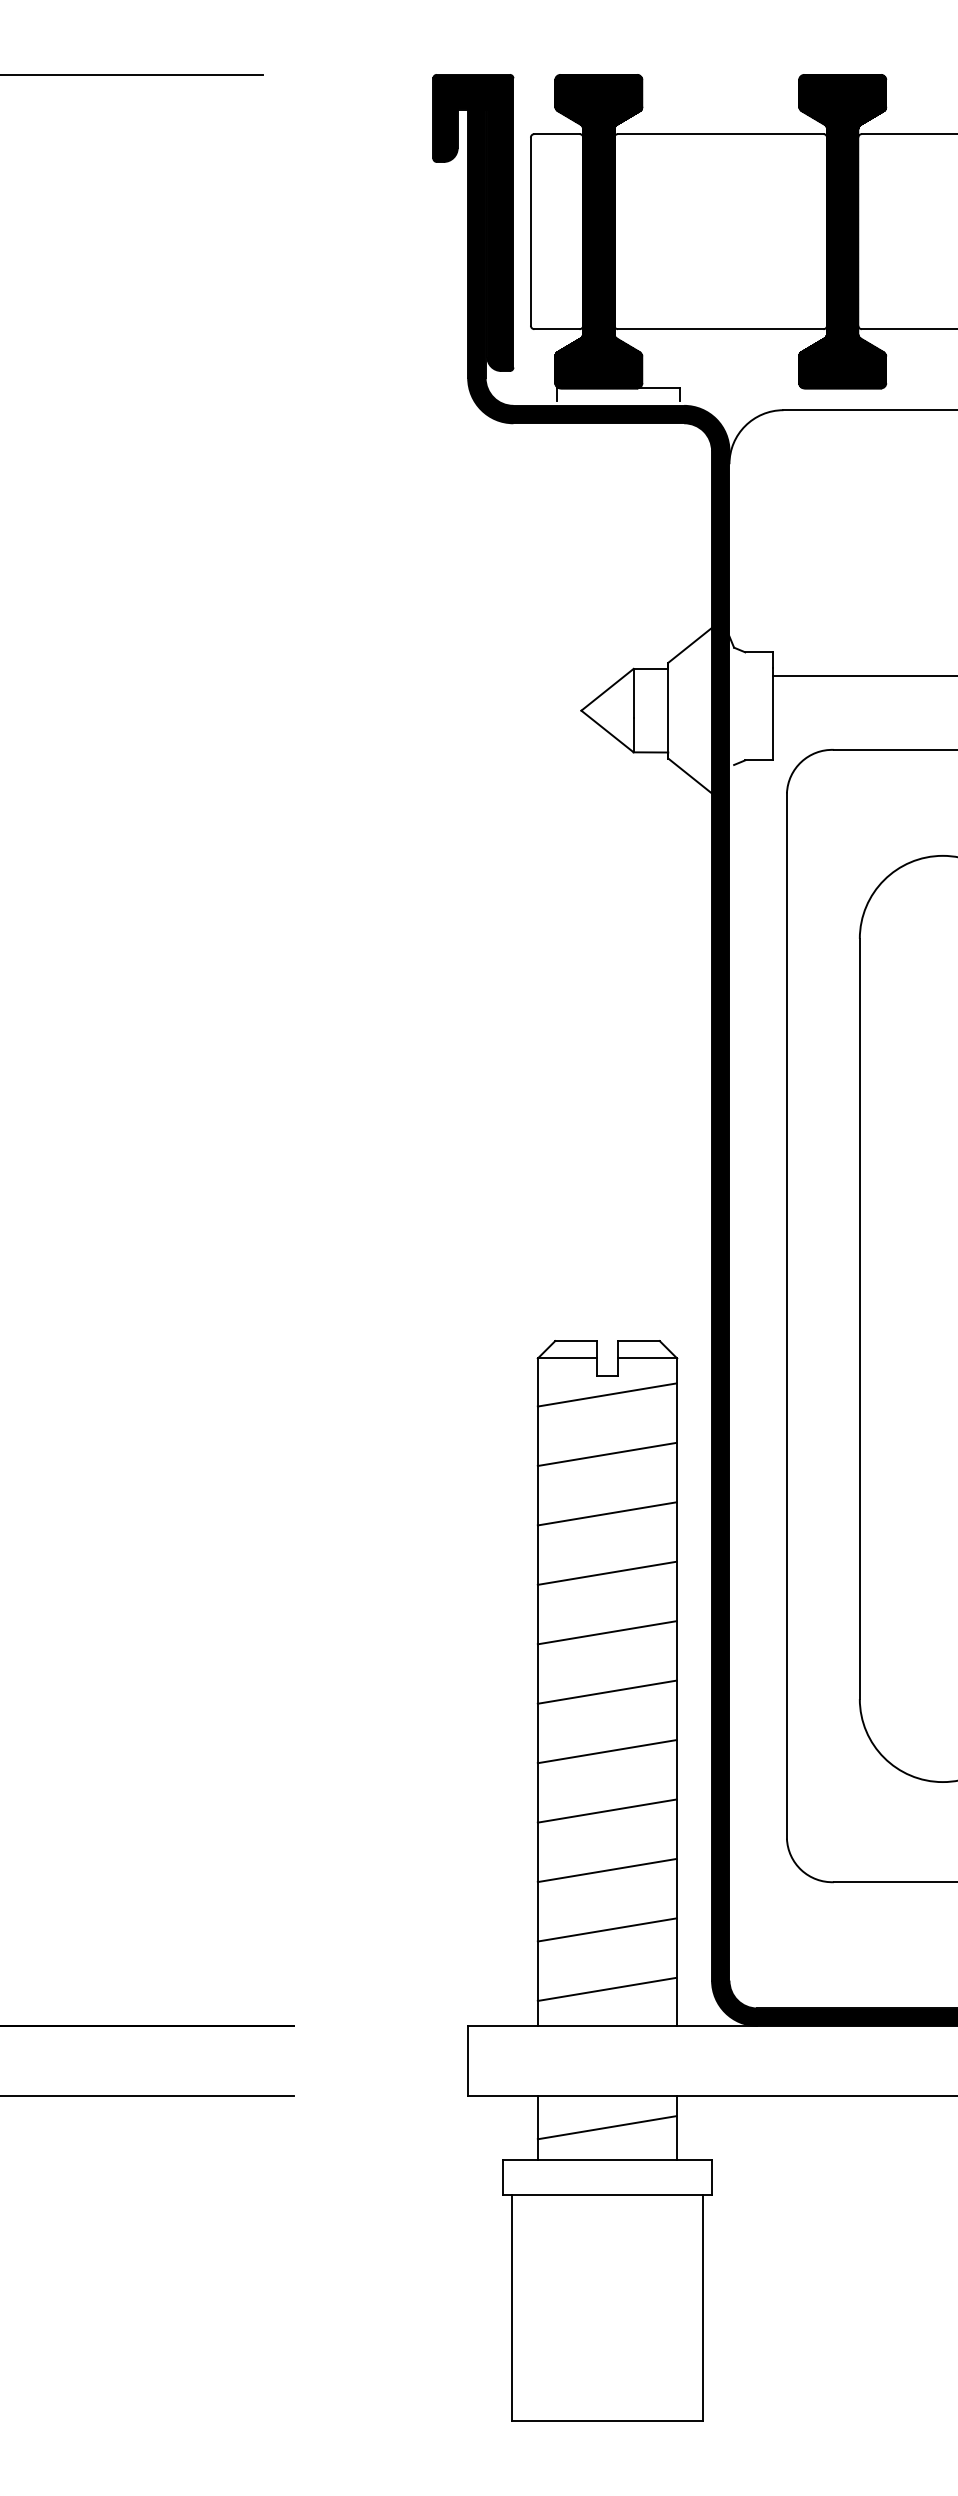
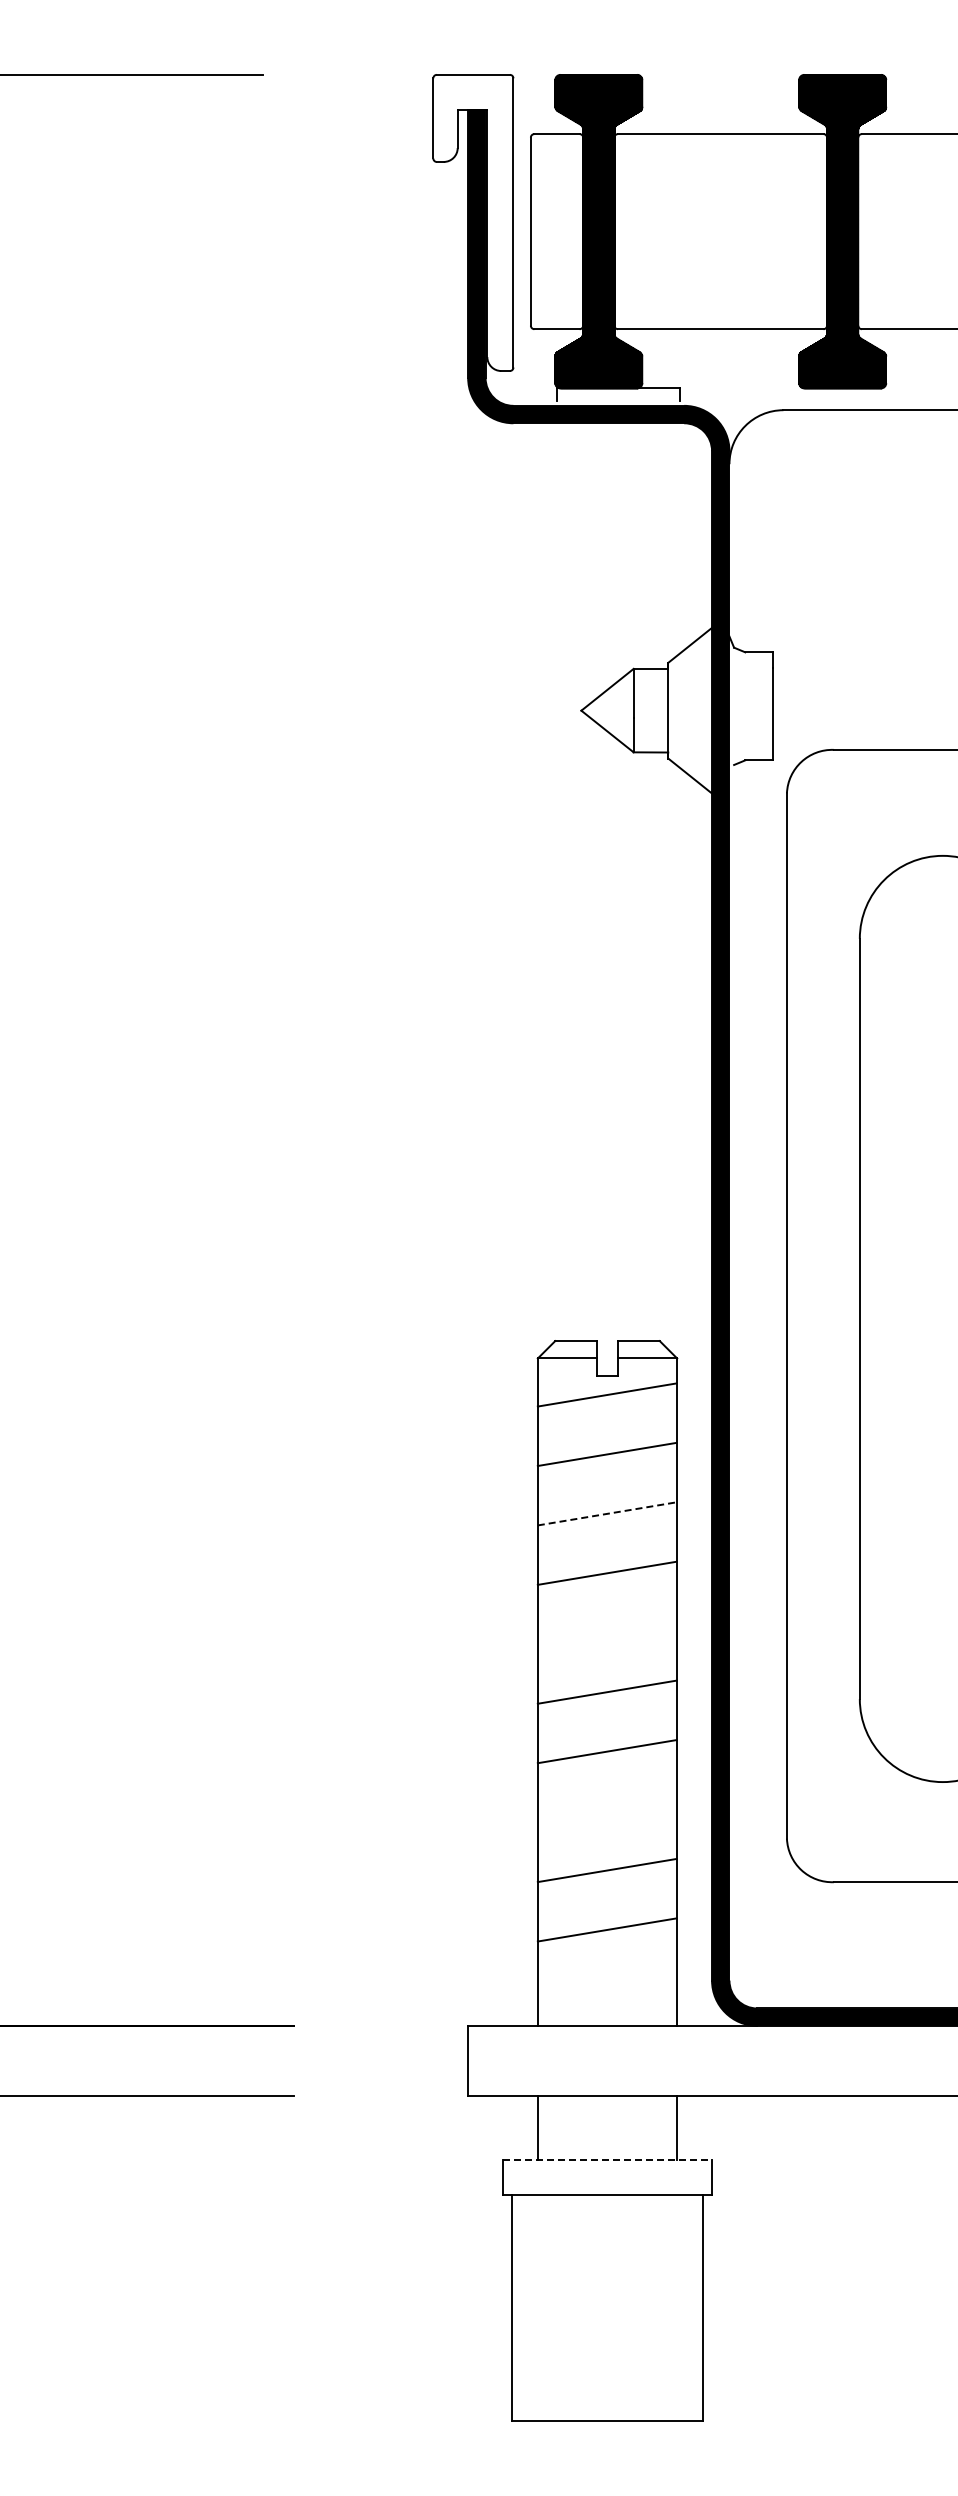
hatch: present -> none (473, 222)
line: present -> none (863, 675)
line: solid -> dashed (607, 1513)
line: present -> none (606, 1632)
line: present -> none (606, 1810)
line: present -> none (606, 1988)
line: present -> none (606, 2127)
line: solid -> dashed (607, 2159)
